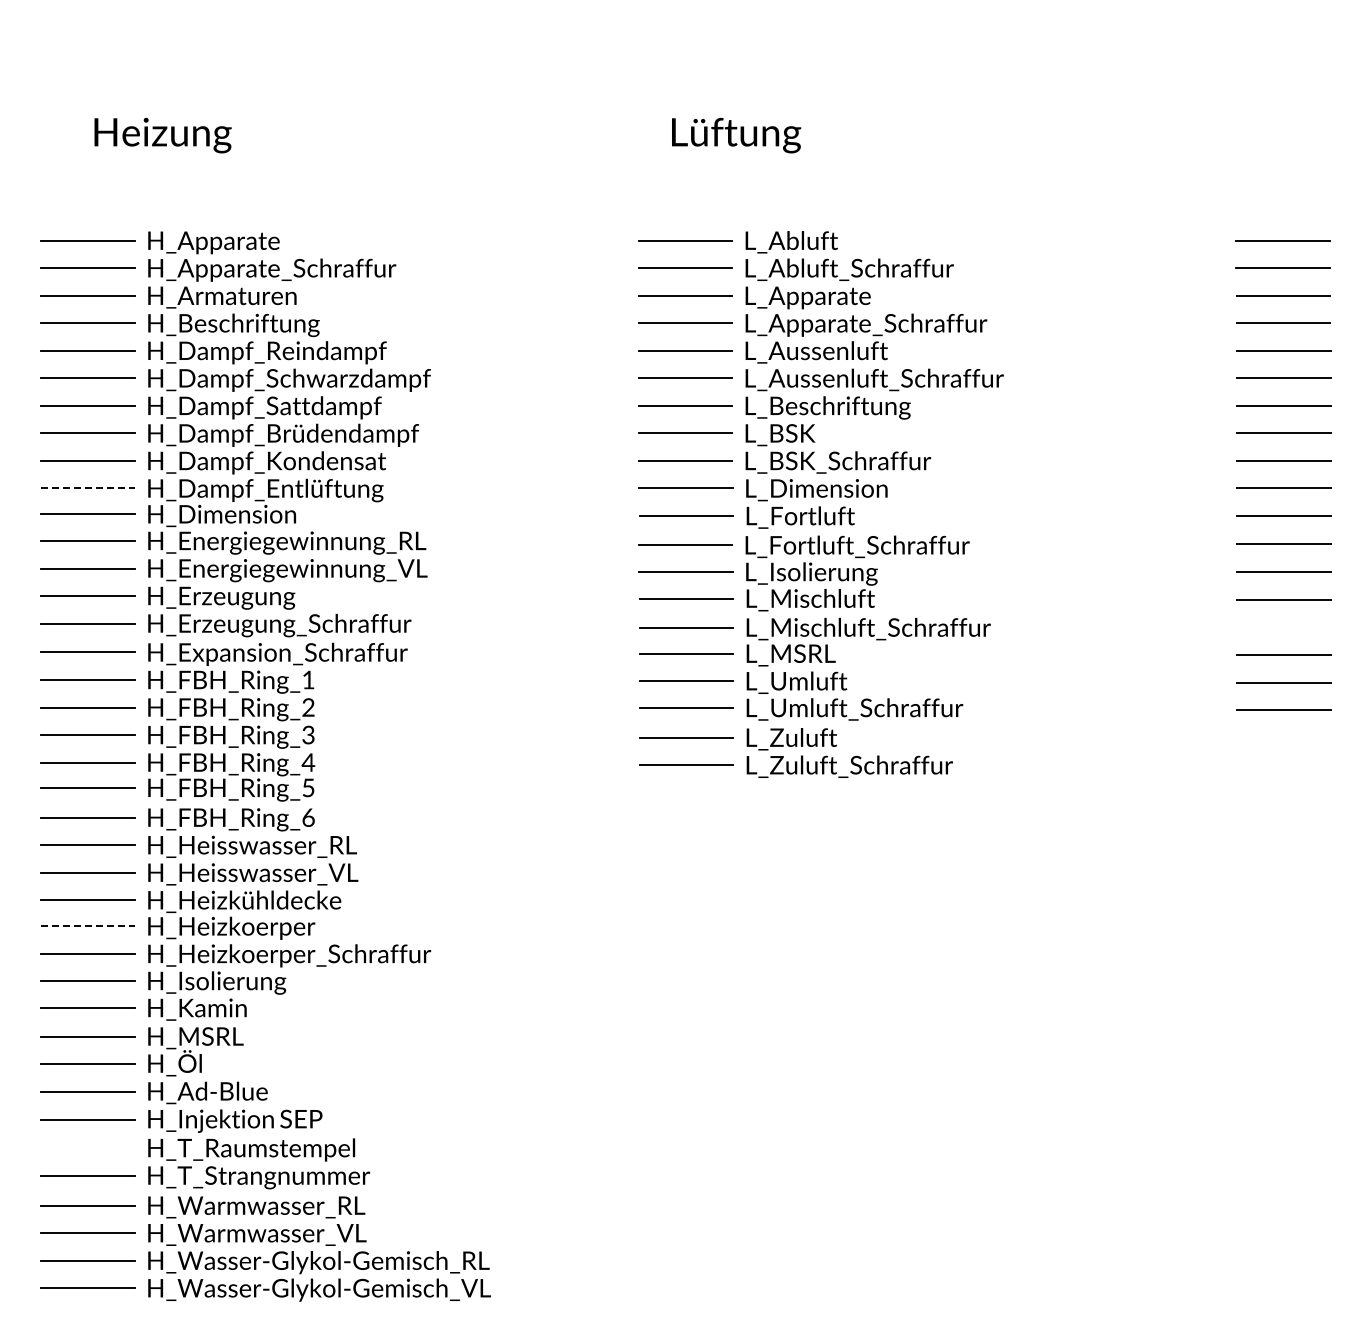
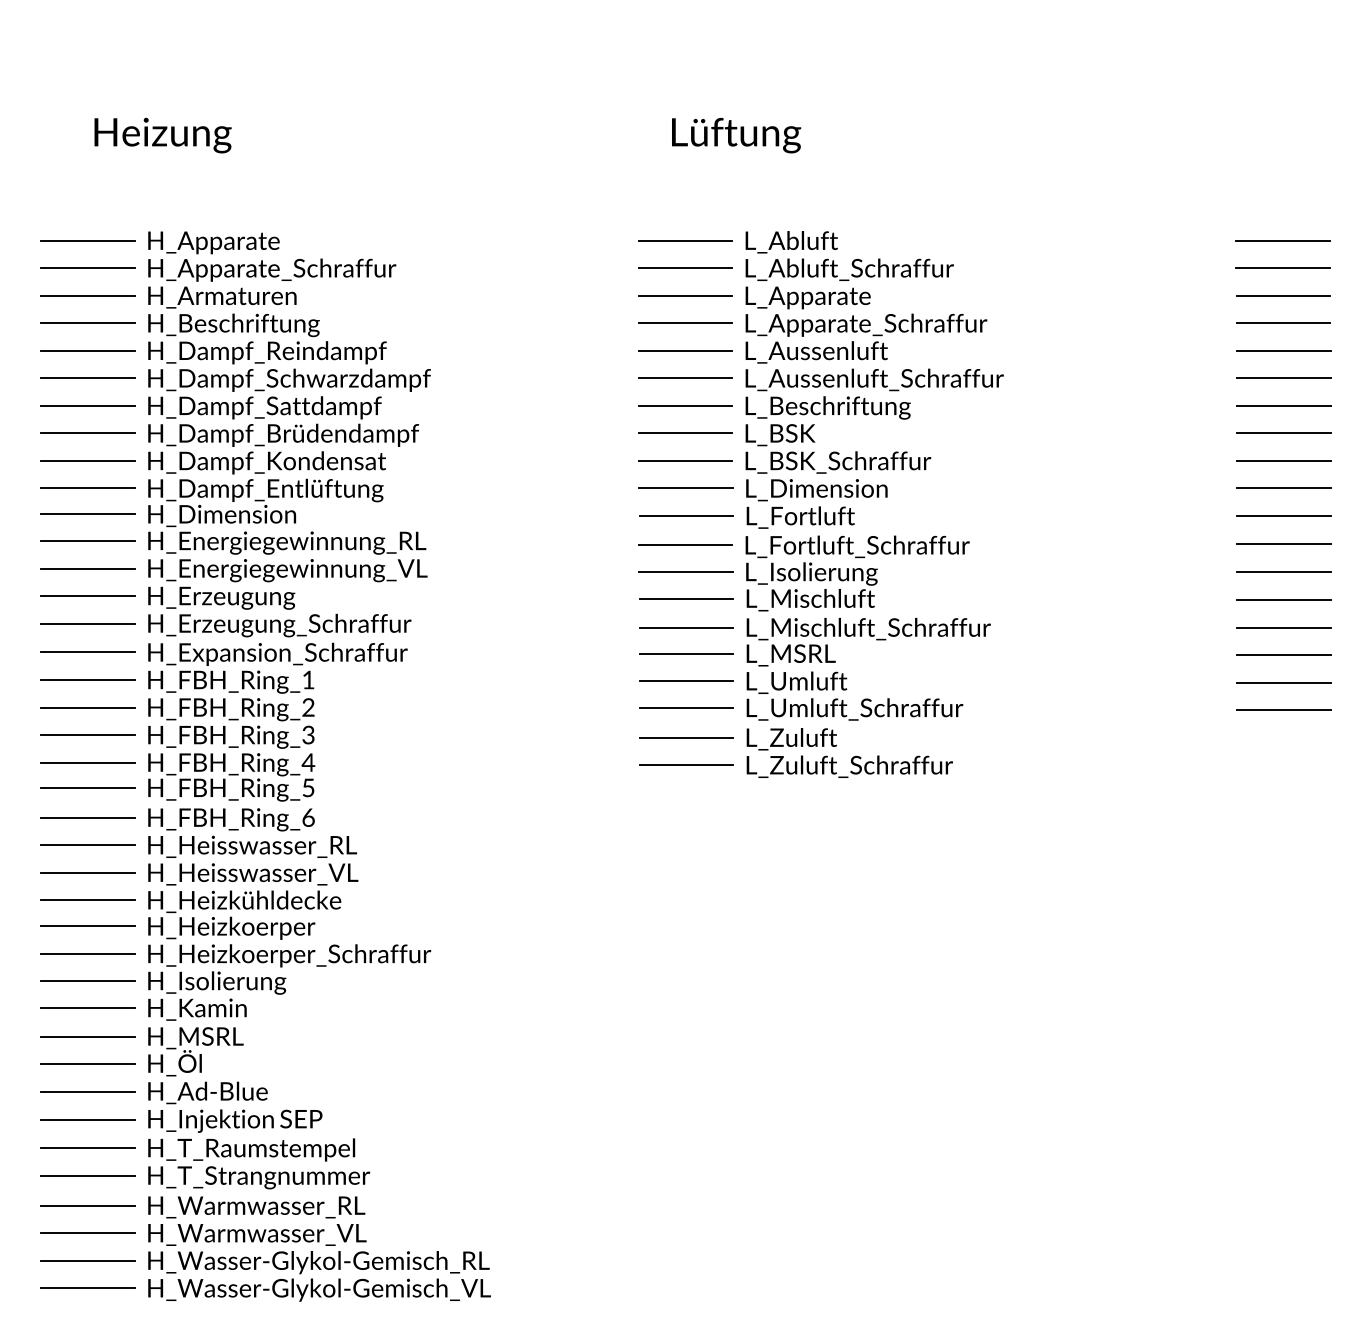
line: dashed -> solid (87, 488)
line: none -> present (1283, 627)
line: dashed -> solid (87, 926)
line: none -> present (87, 1148)
